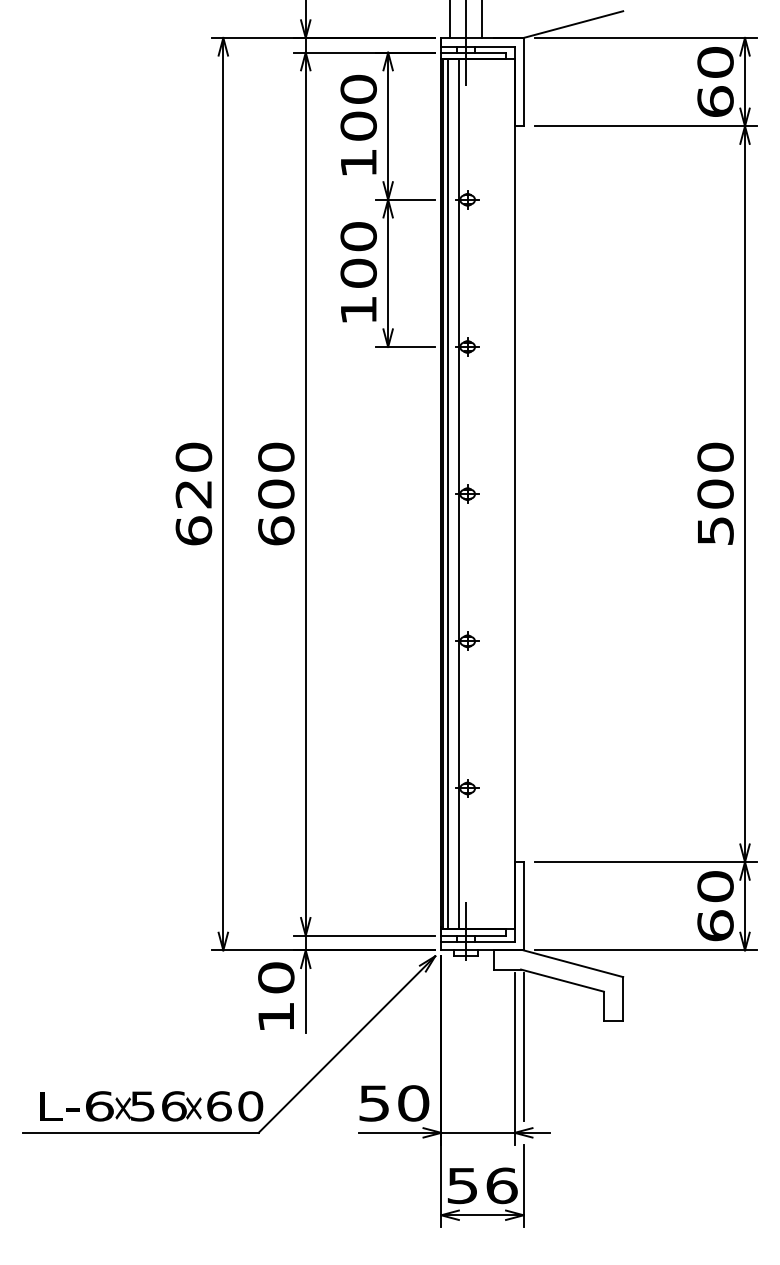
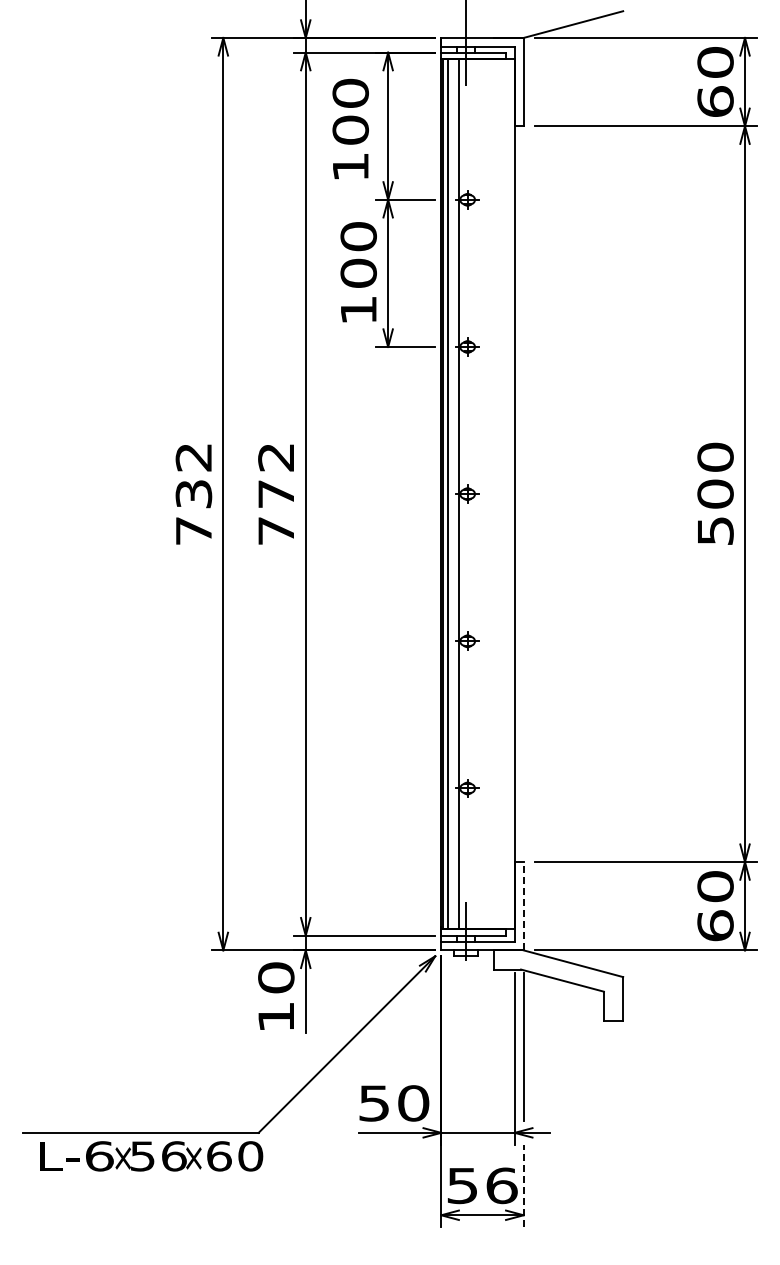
line: present -> none (449, 19)
line: present -> none (482, 19)
text position: (358, 124) -> (350, 128) (350, 128)
text: 620 -> 732 (193, 493)
text: 600 -> 772 (276, 493)
line: solid -> dashed (523, 905)
text position: (151, 1106) -> (151, 1156) (151, 1156)
line: solid -> dashed (523, 1185)
